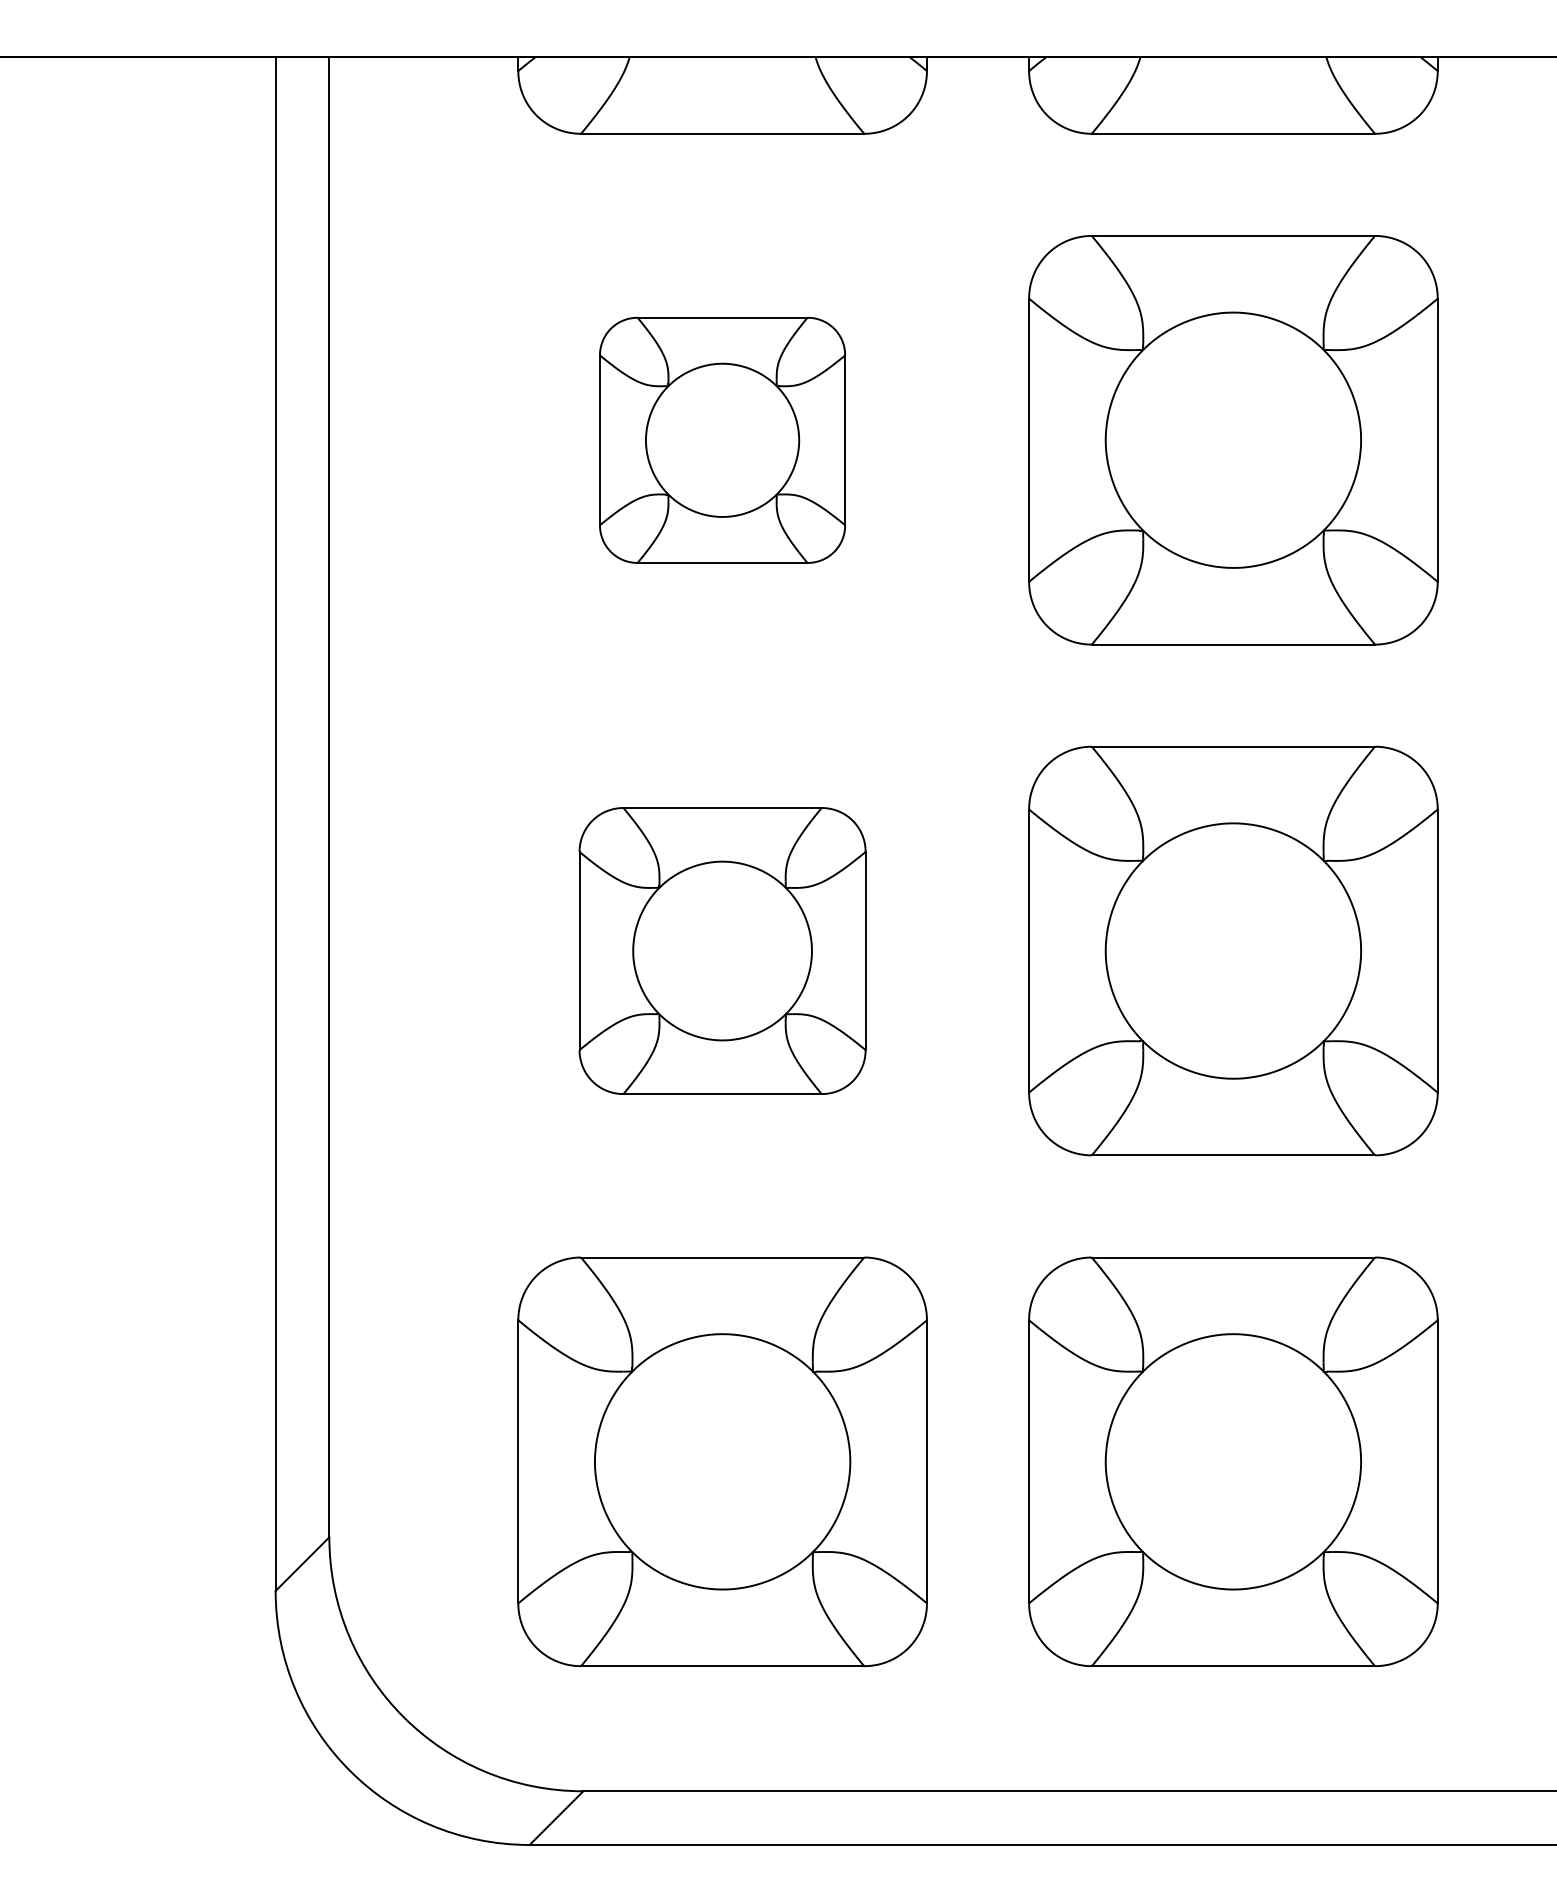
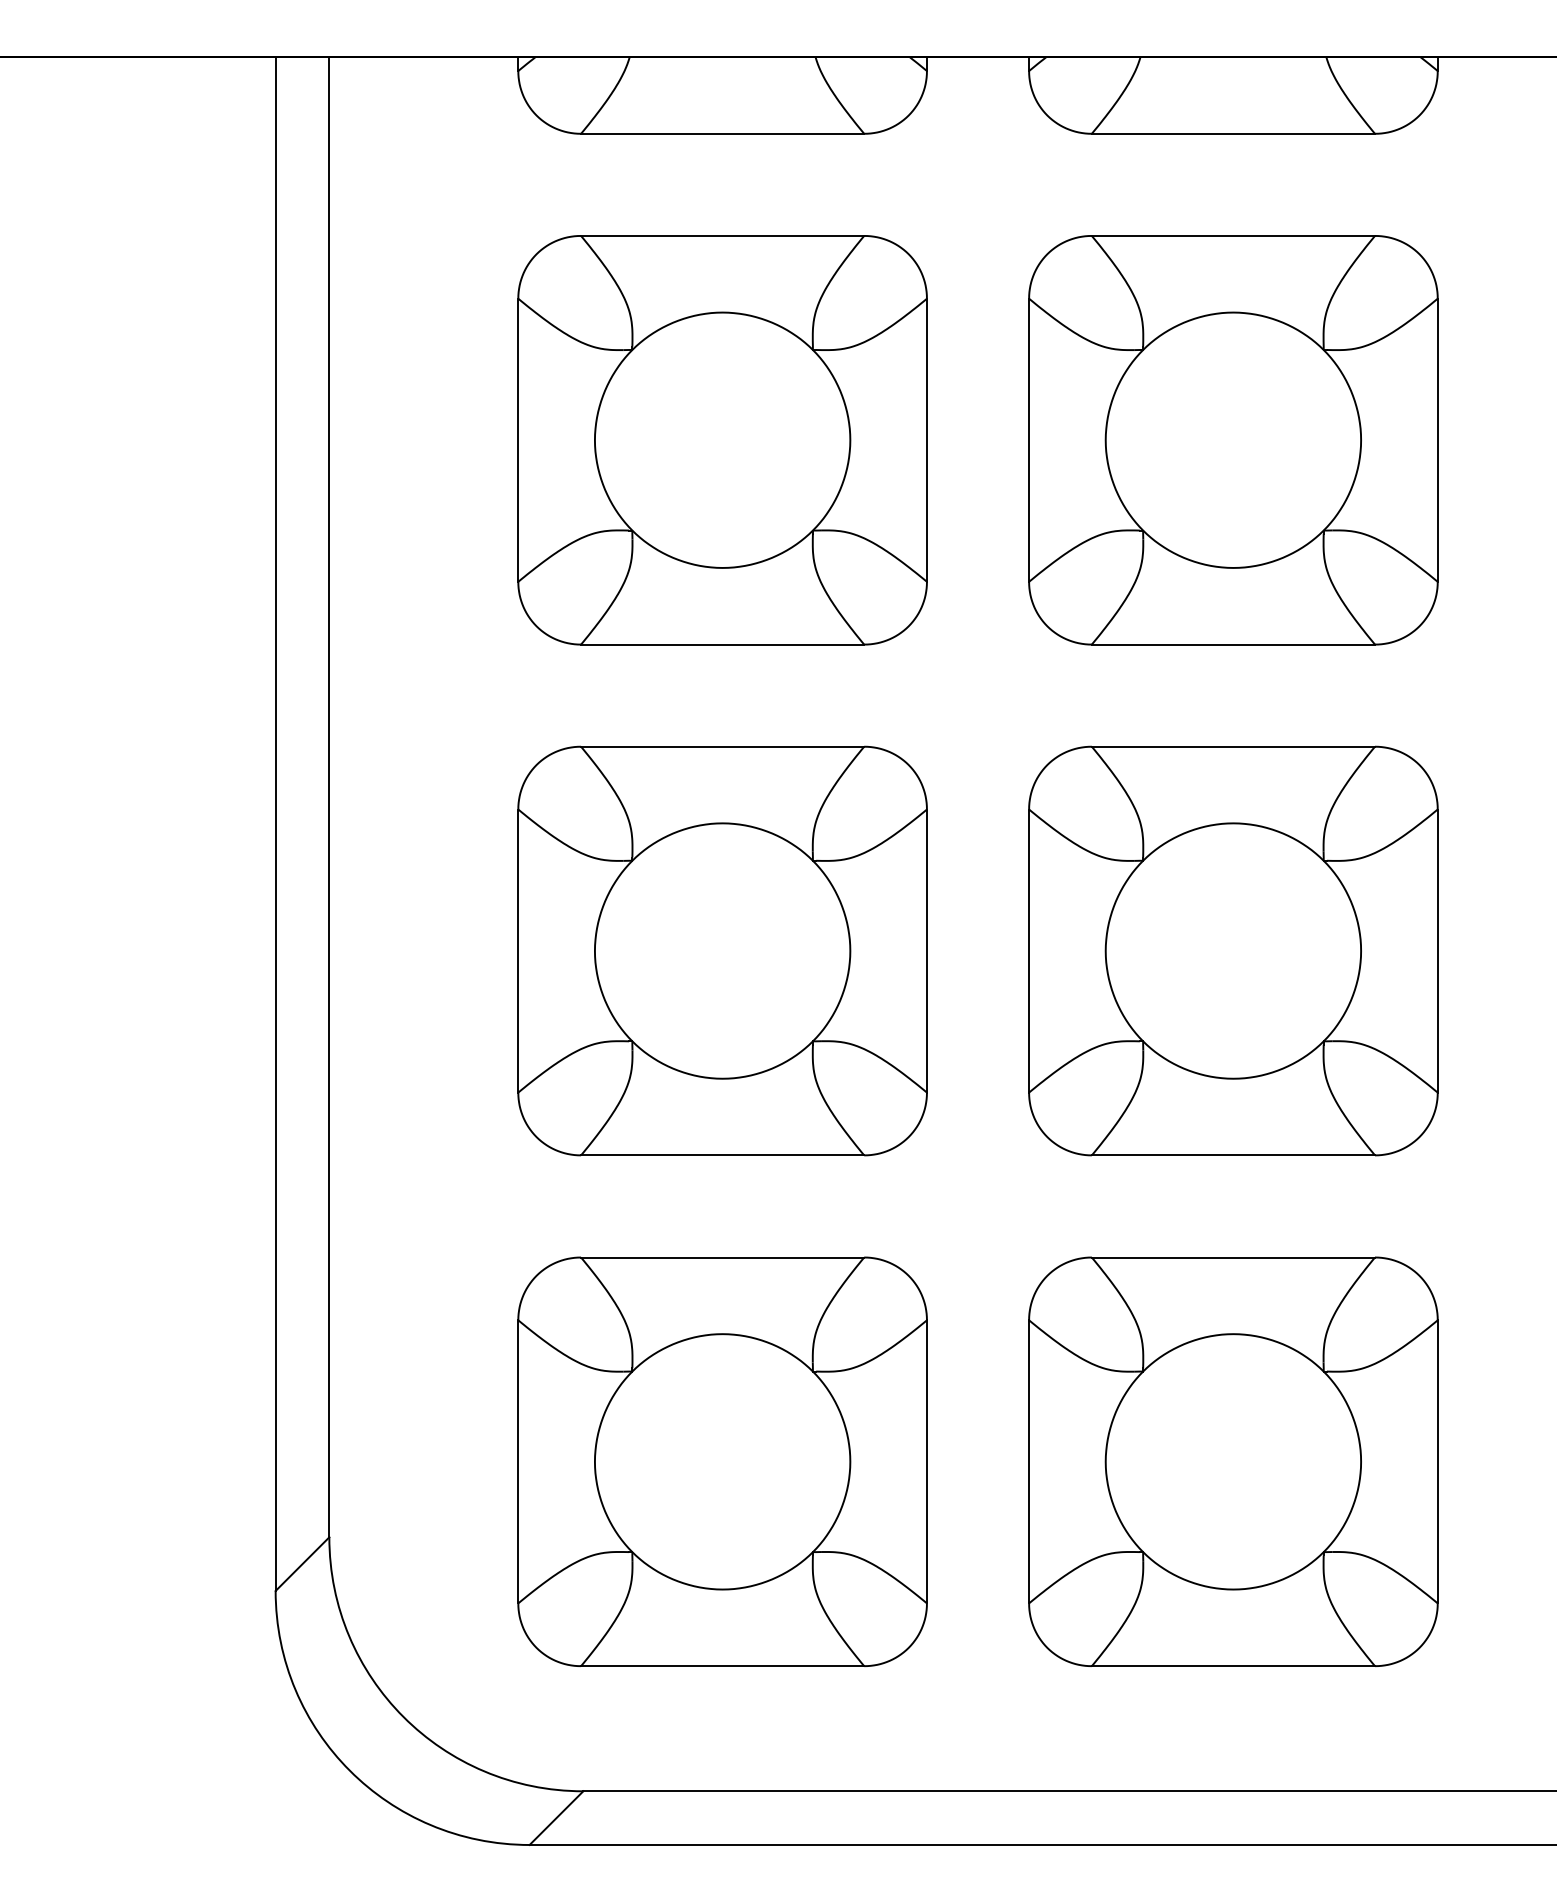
part size: 248x248 px -> 411x411 px (722, 440)
part size: 289x288 px -> 411x412 px (722, 950)
